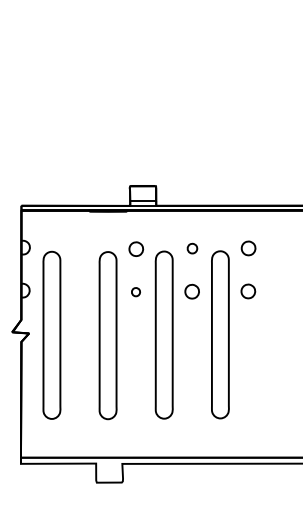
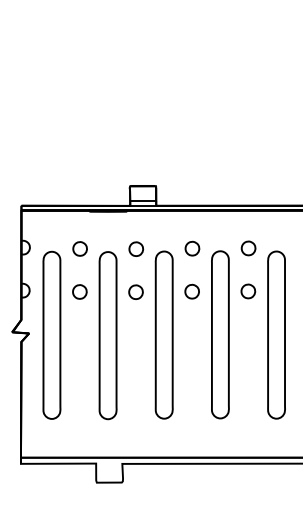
part: none -> present (79, 248)
part size: 13x13 px -> 17x17 px (192, 248)
part: none -> present (79, 291)
part size: 10x11 px -> 16x16 px (135, 291)
part: none -> present (276, 334)
